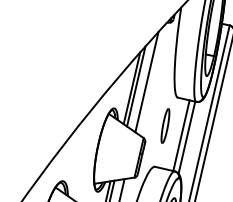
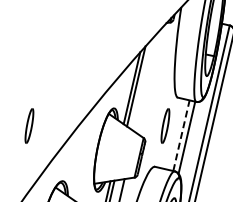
line: present -> none (146, 81)
part: none -> present (29, 125)
line: solid -> dashed (181, 135)
